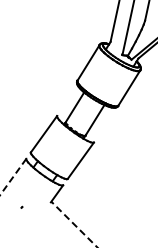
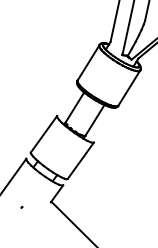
line: dashed -> solid (13, 177)
line: dashed -> solid (74, 224)
